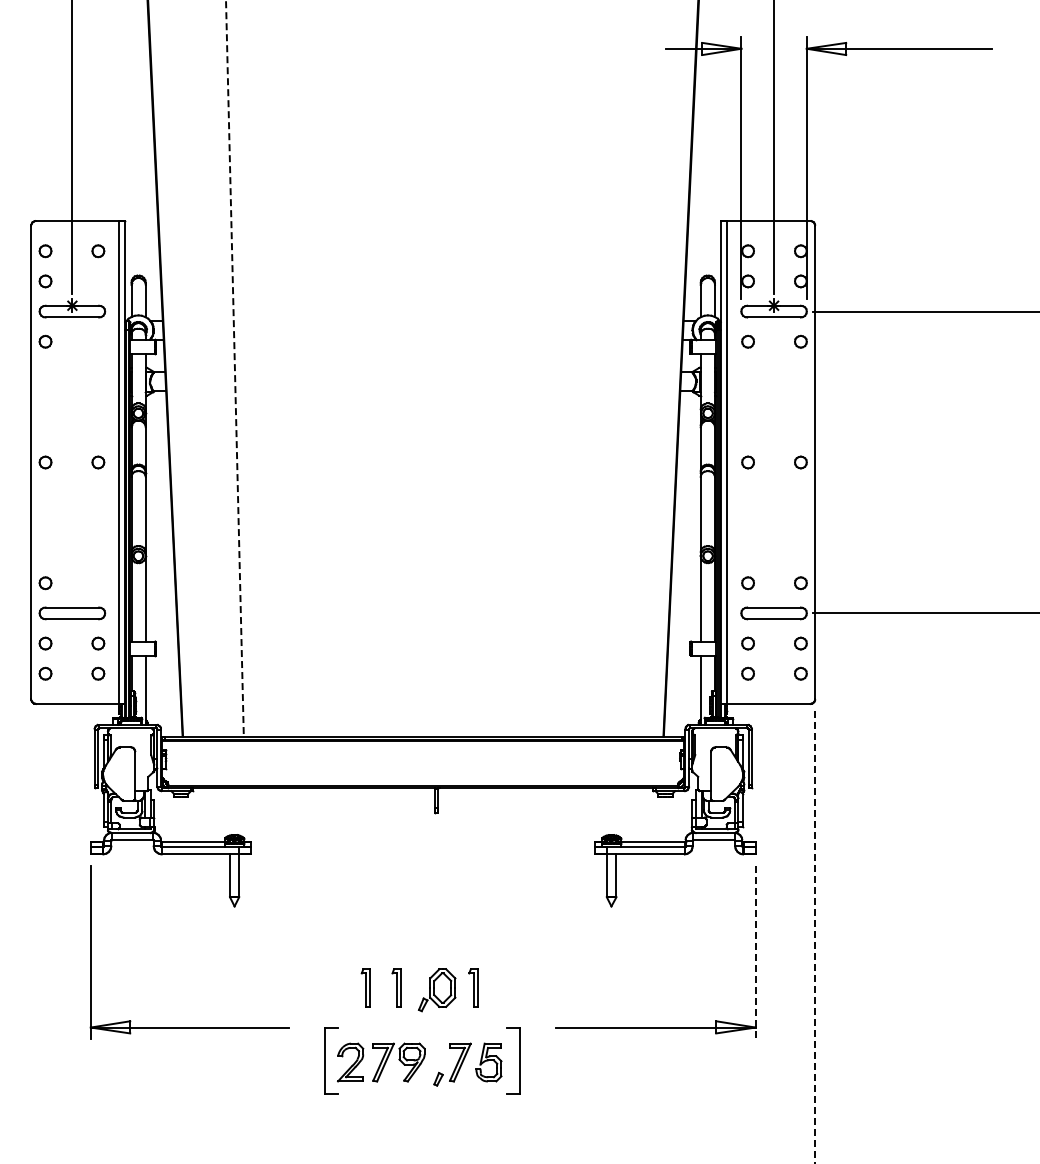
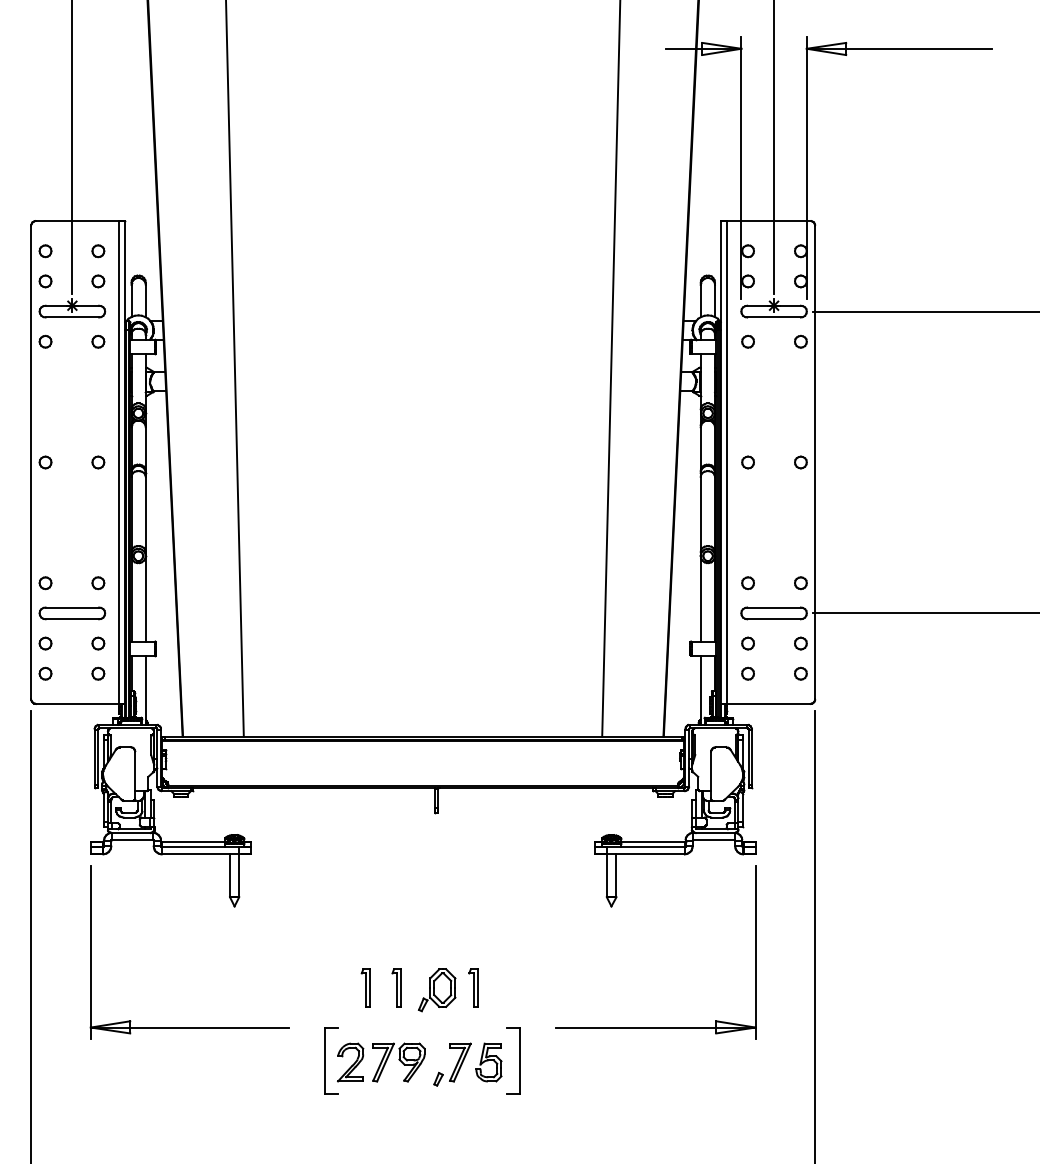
part: none -> present (98, 281)
part: none -> present (98, 341)
line: dashed -> solid (234, 368)
line: none -> present (611, 369)
part: none -> present (98, 583)
line: none -> present (31, 935)
line: dashed -> solid (815, 938)
line: dashed -> solid (755, 952)
